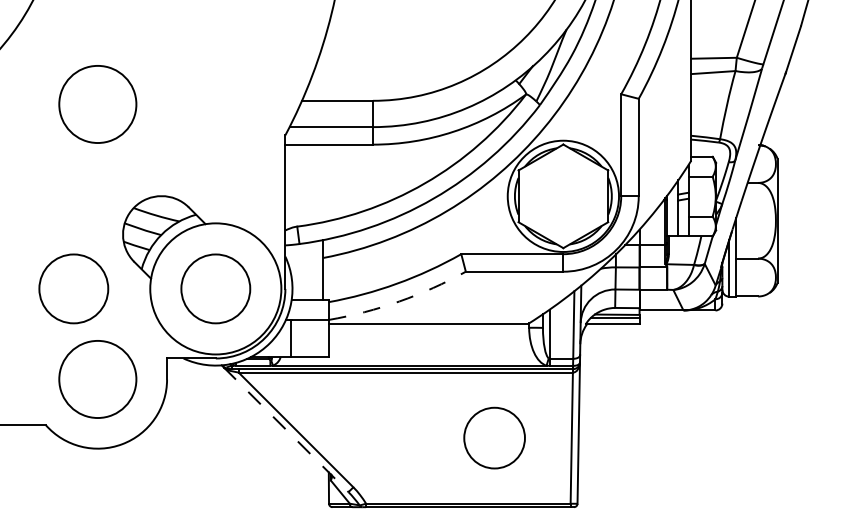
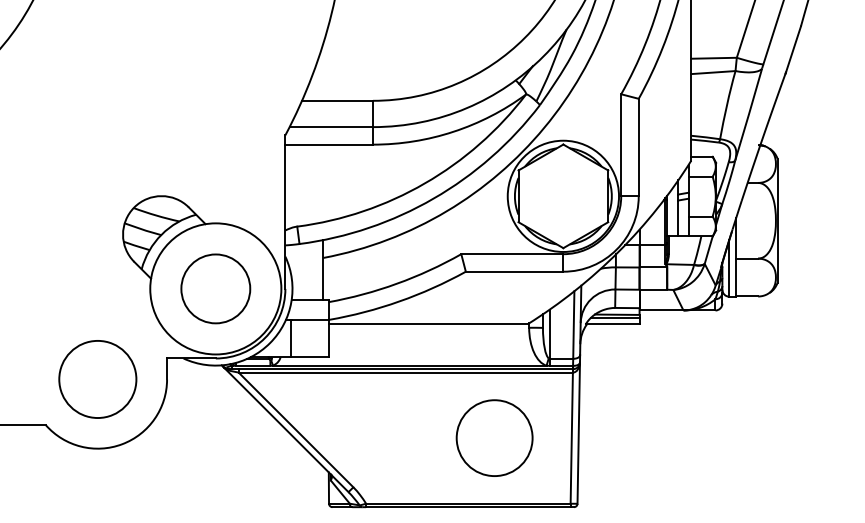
circle: present -> none (97, 104)
circle: present -> none (73, 288)
arc: dashed -> solid (399, 301)
line: dashed -> solid (286, 429)
circle size: 63x64 px -> 79x78 px (494, 437)
